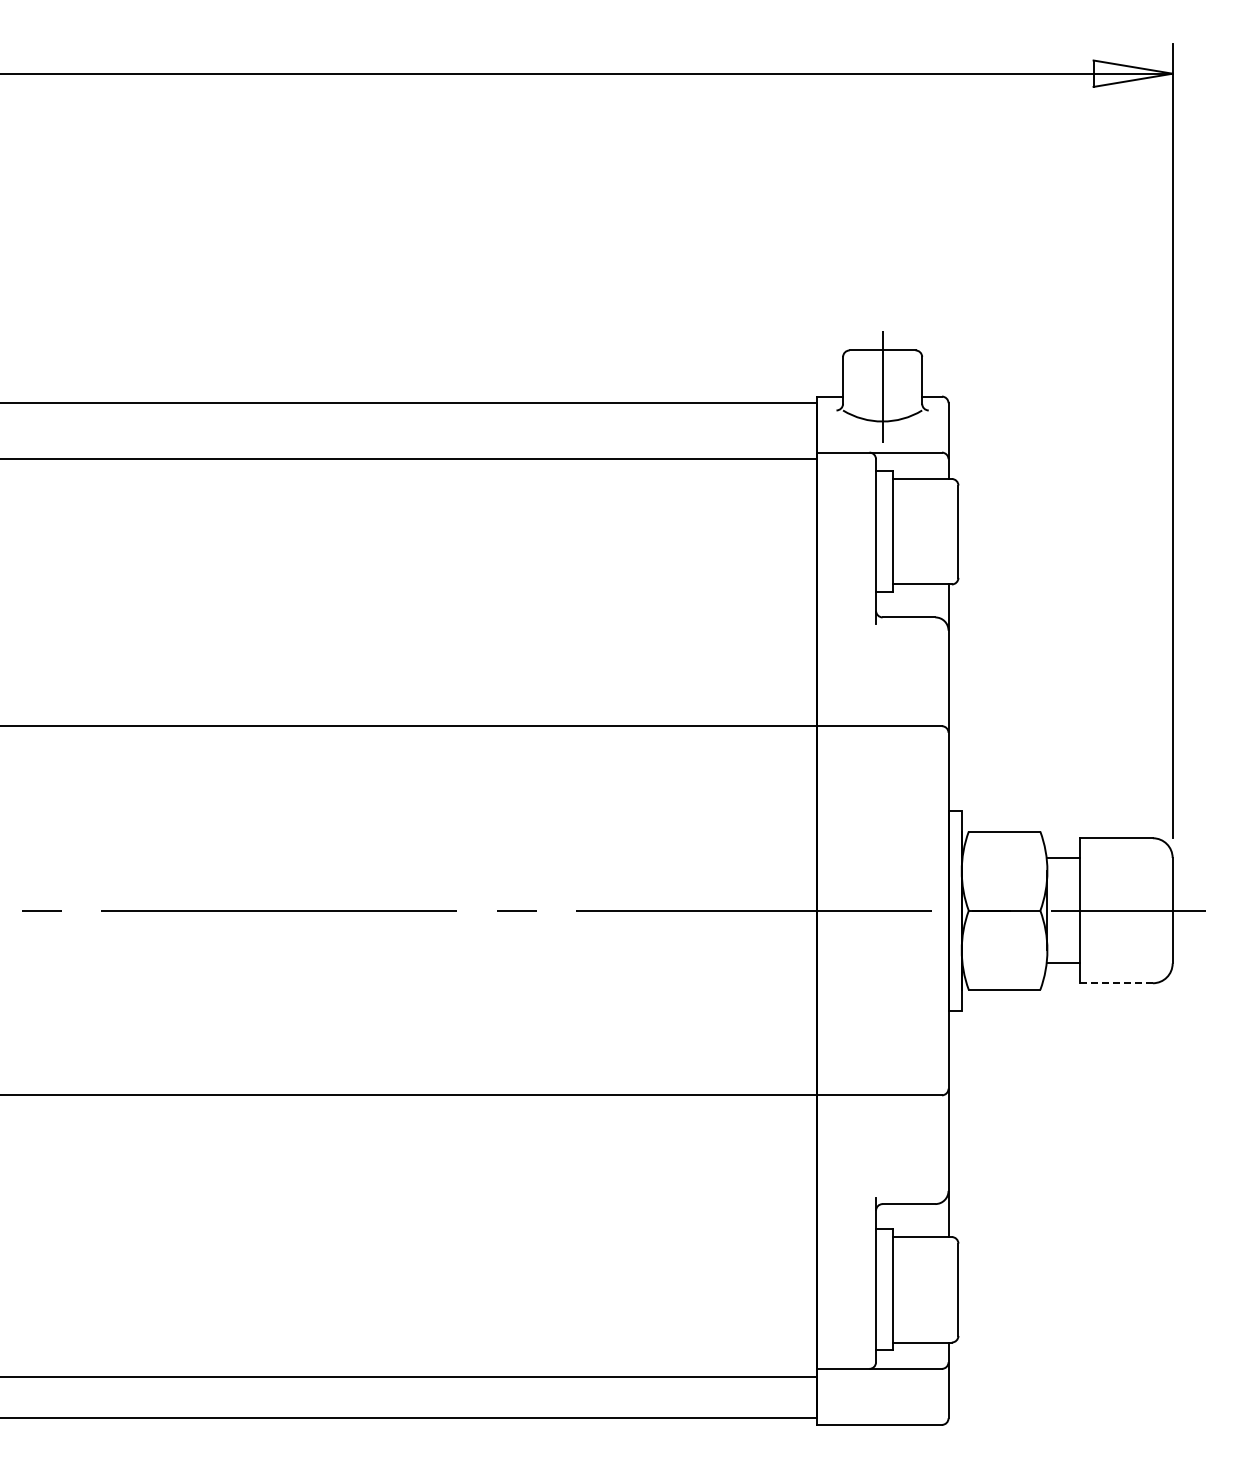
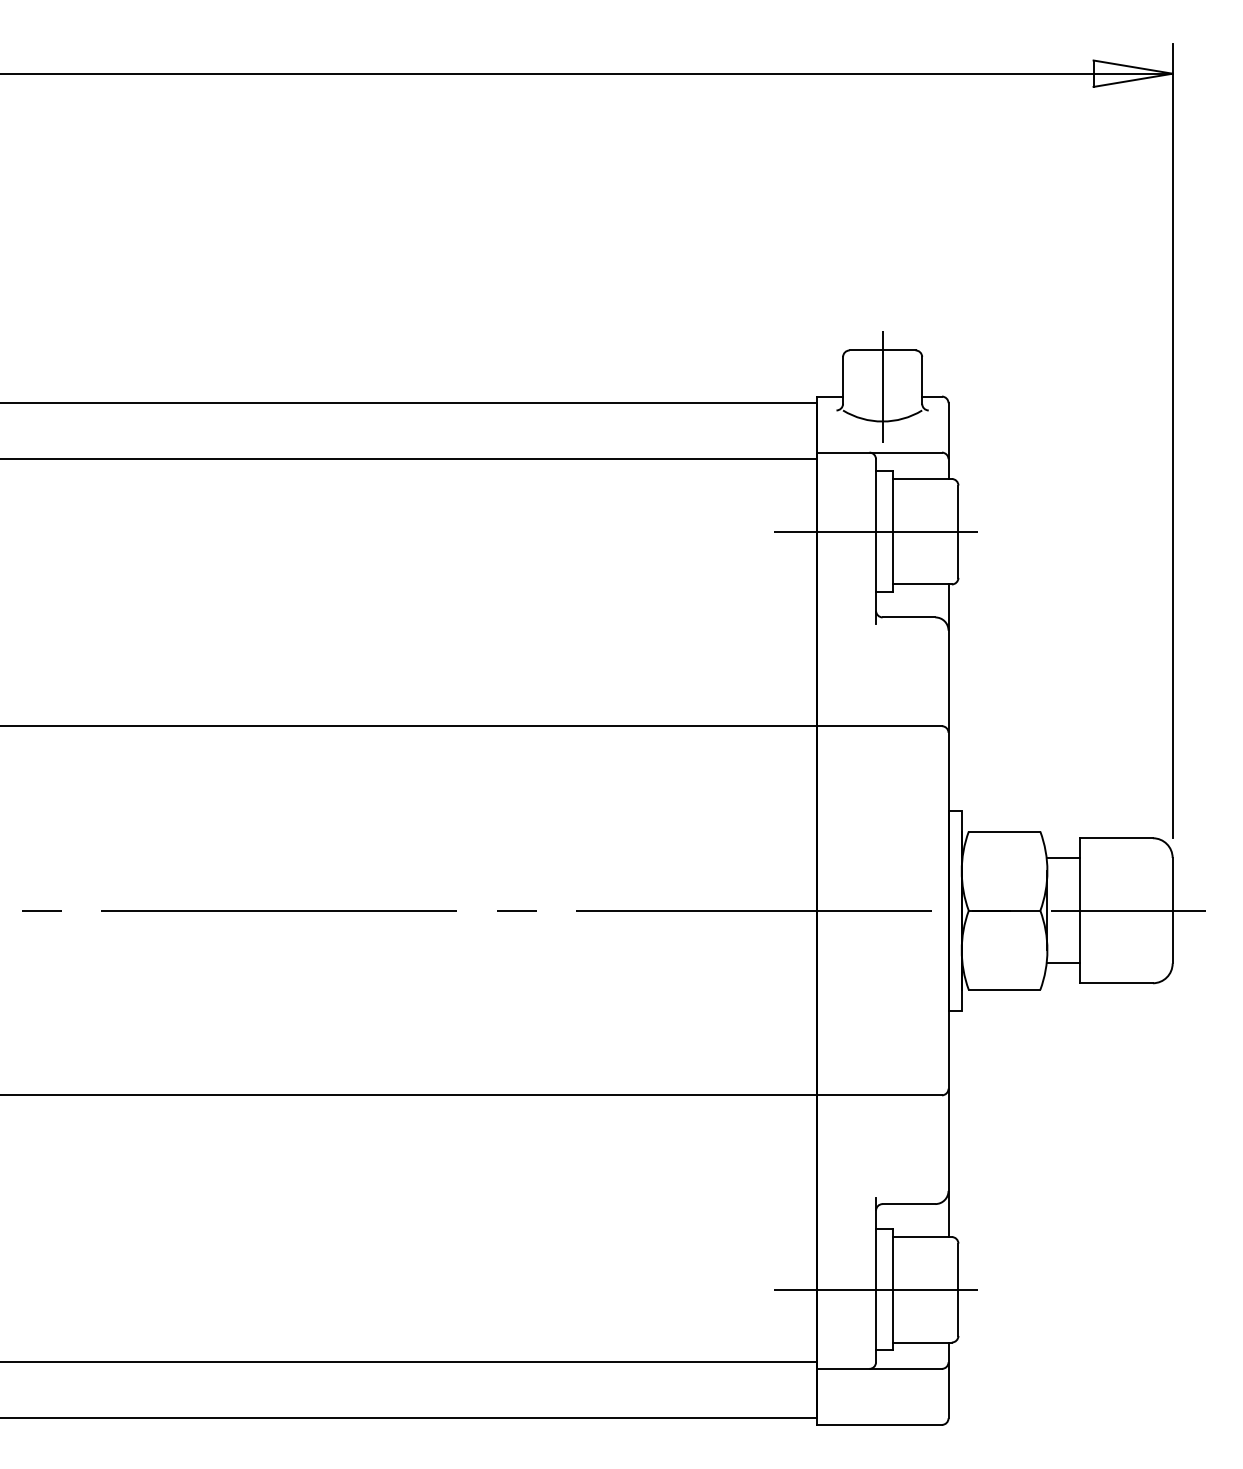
line: none -> present (875, 531)
line: dashed -> solid (1116, 983)
line: none -> present (875, 1289)
line position: (409, 1377) -> (409, 1362) (409, 1362)
